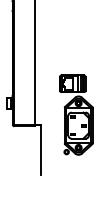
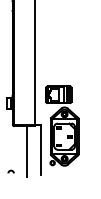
part position: (76, 114) -> (62, 125) (62, 125)
line: none -> present (26, 151)
arc: none -> present (10, 171)
